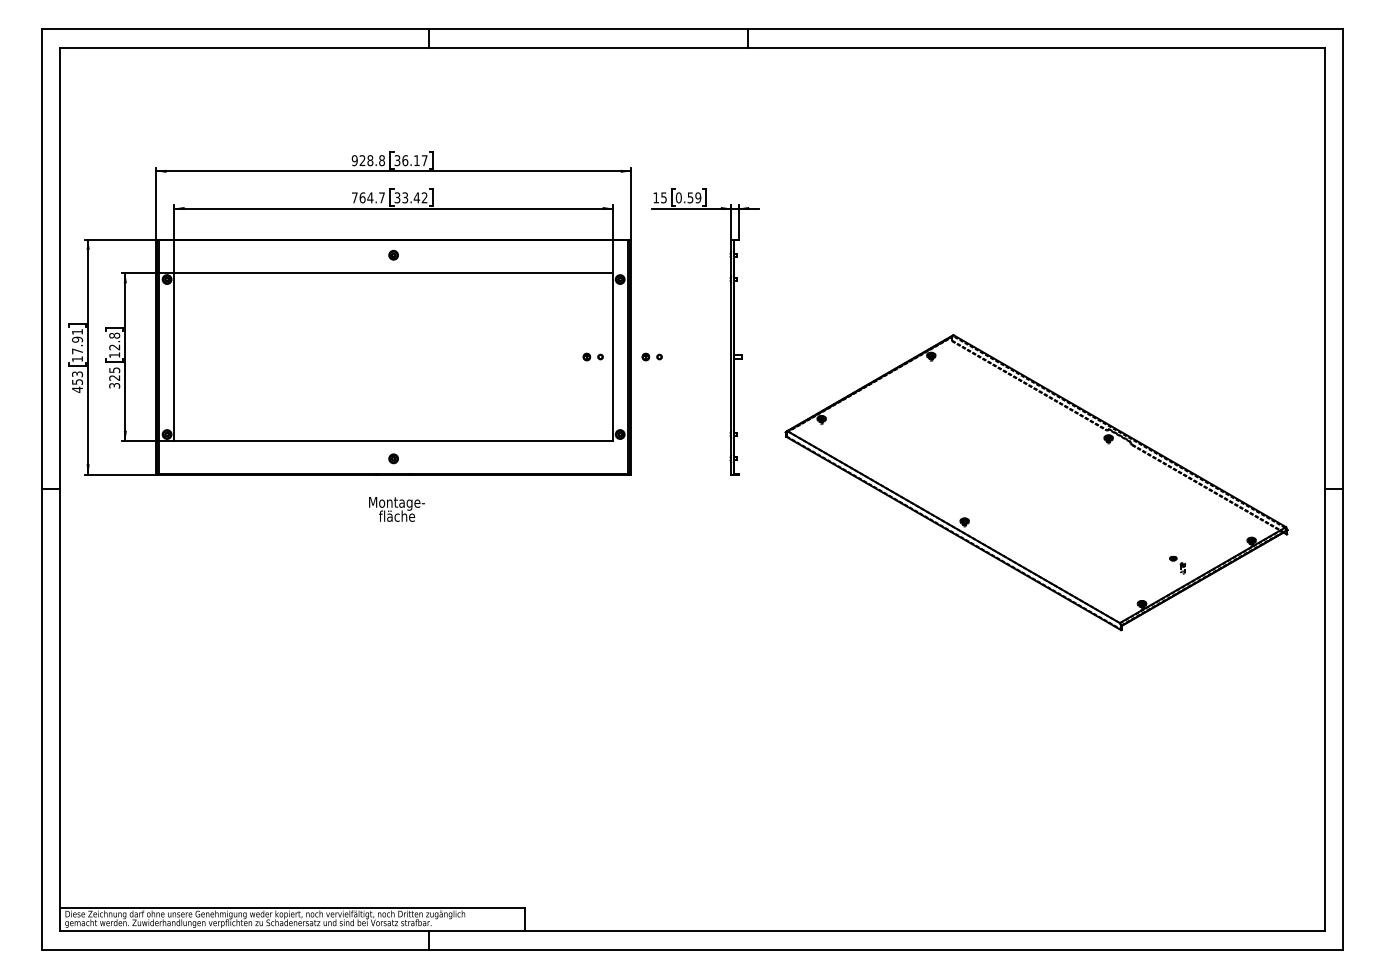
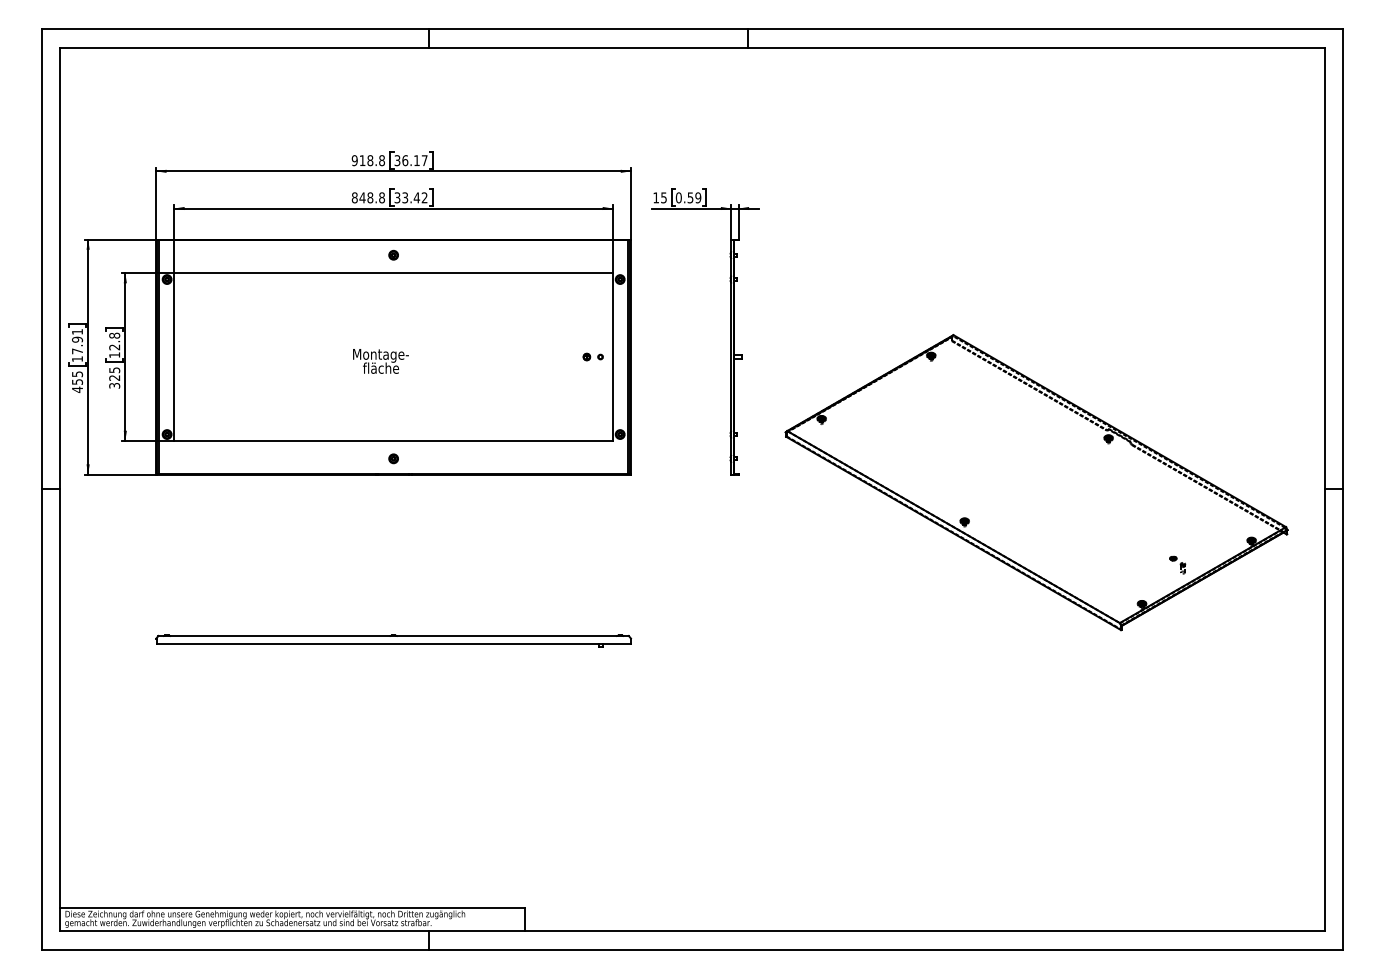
text: 928.8 -> 918.8 (362, 160)
text: 764.7 -> 848.8 (367, 197)
part: present -> none (651, 356)
text: 453 -> 455 (77, 373)
text position: (396, 509) -> (380, 361) (380, 361)
part: none -> present (393, 640)
